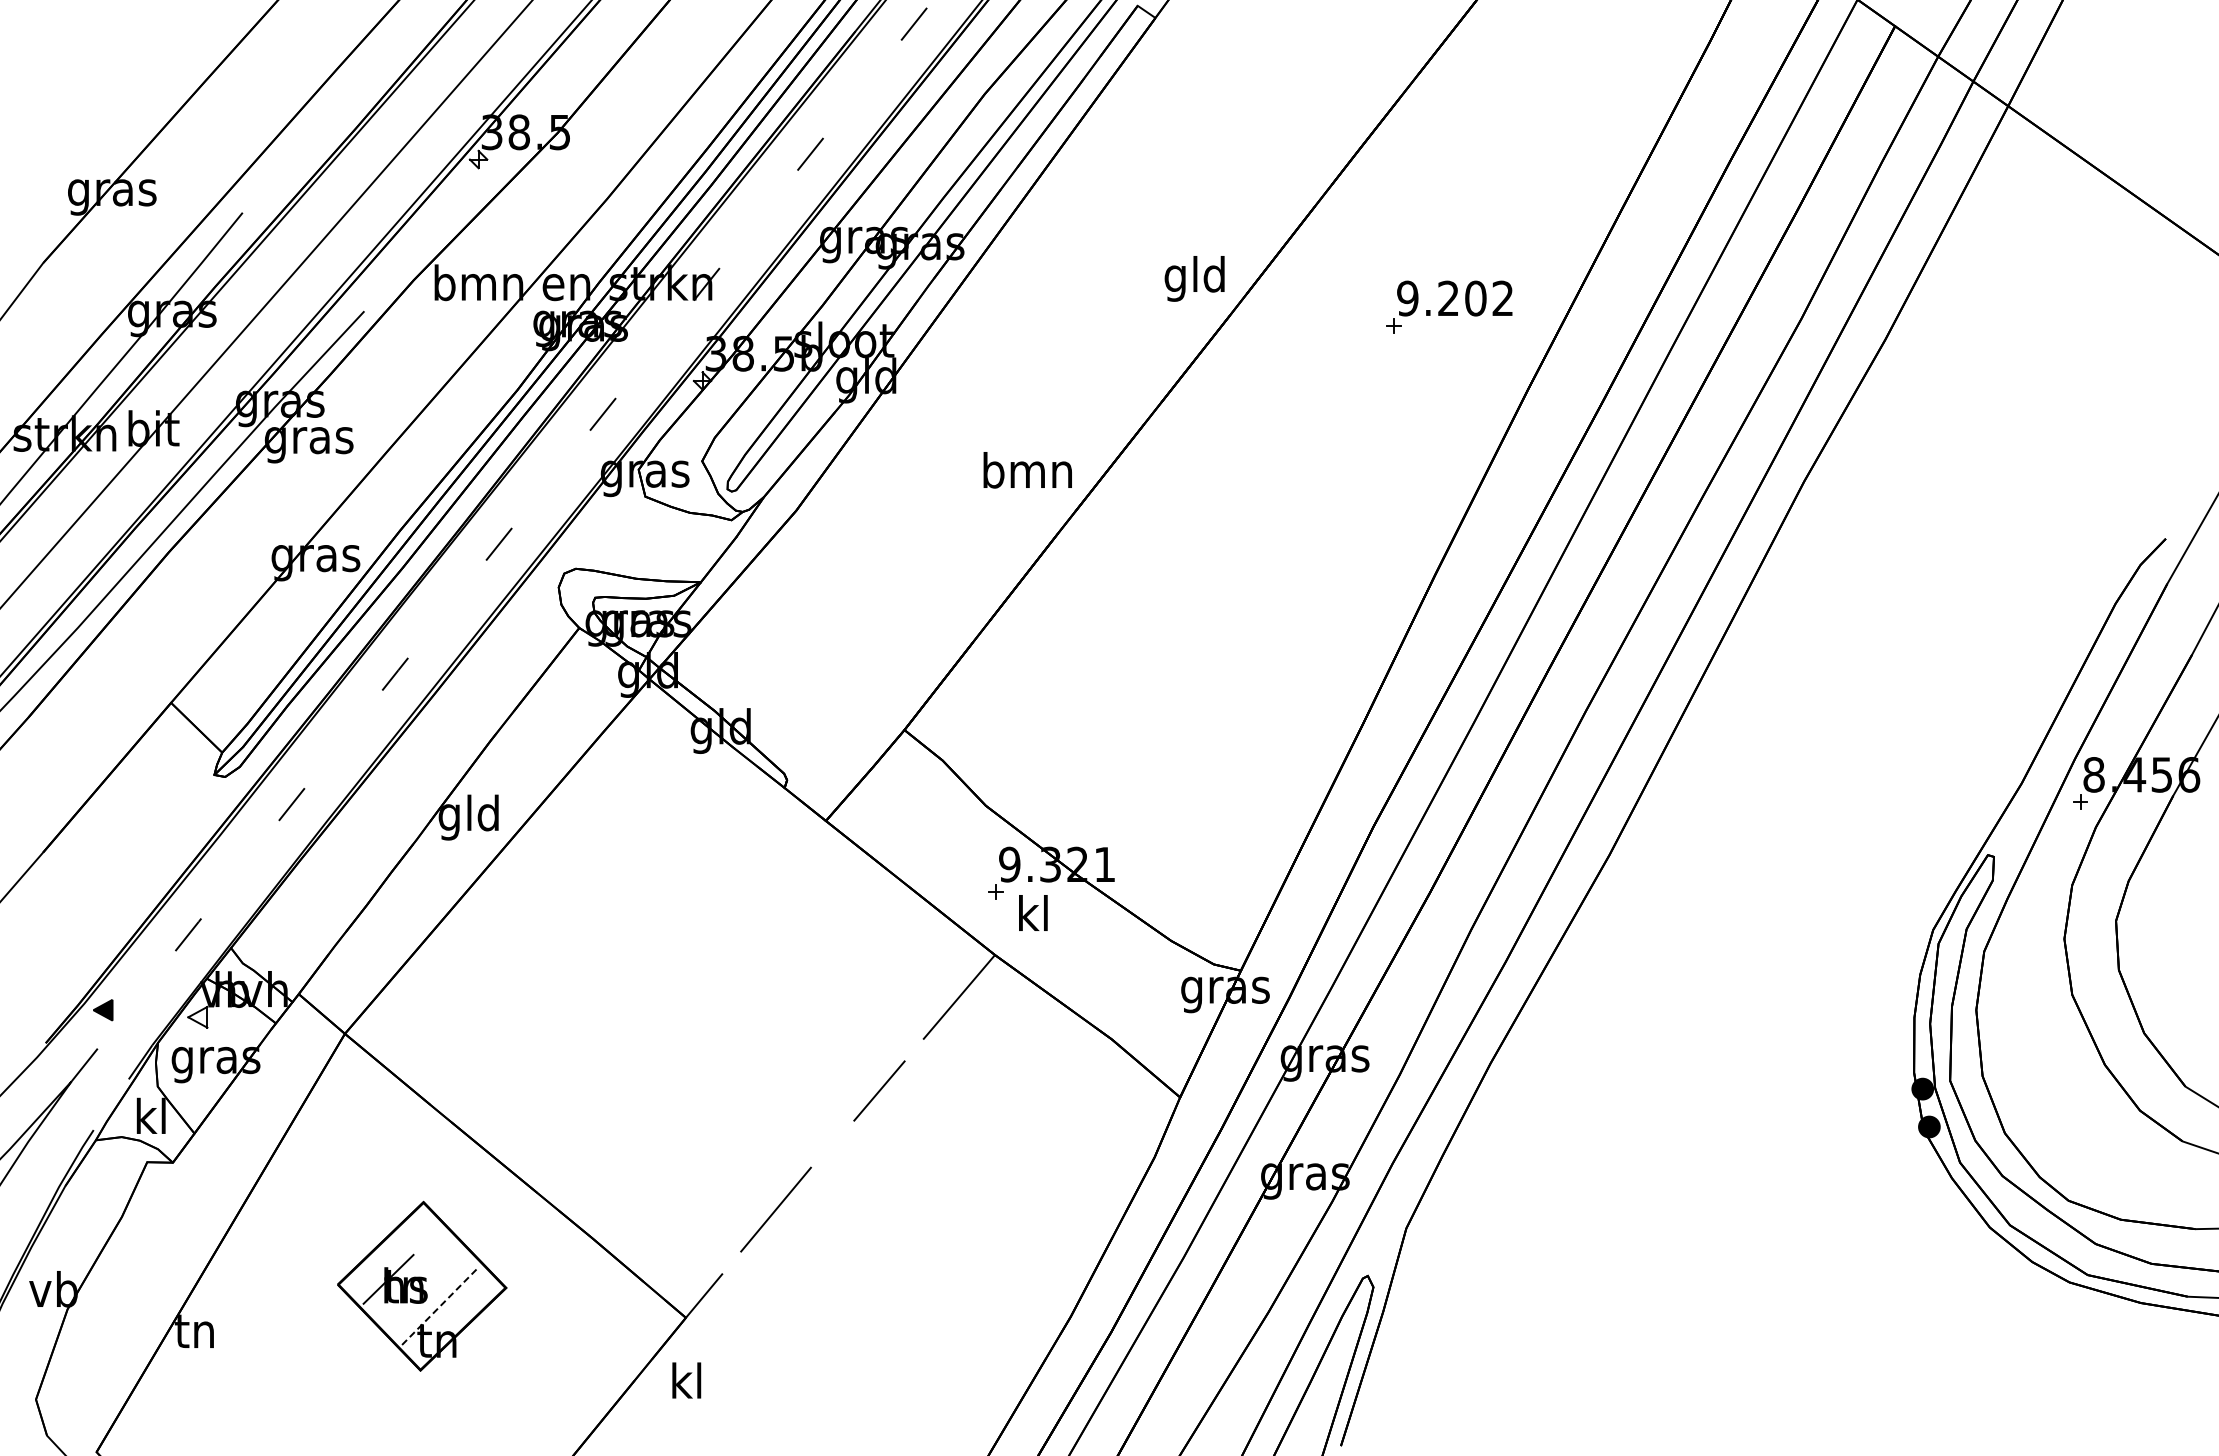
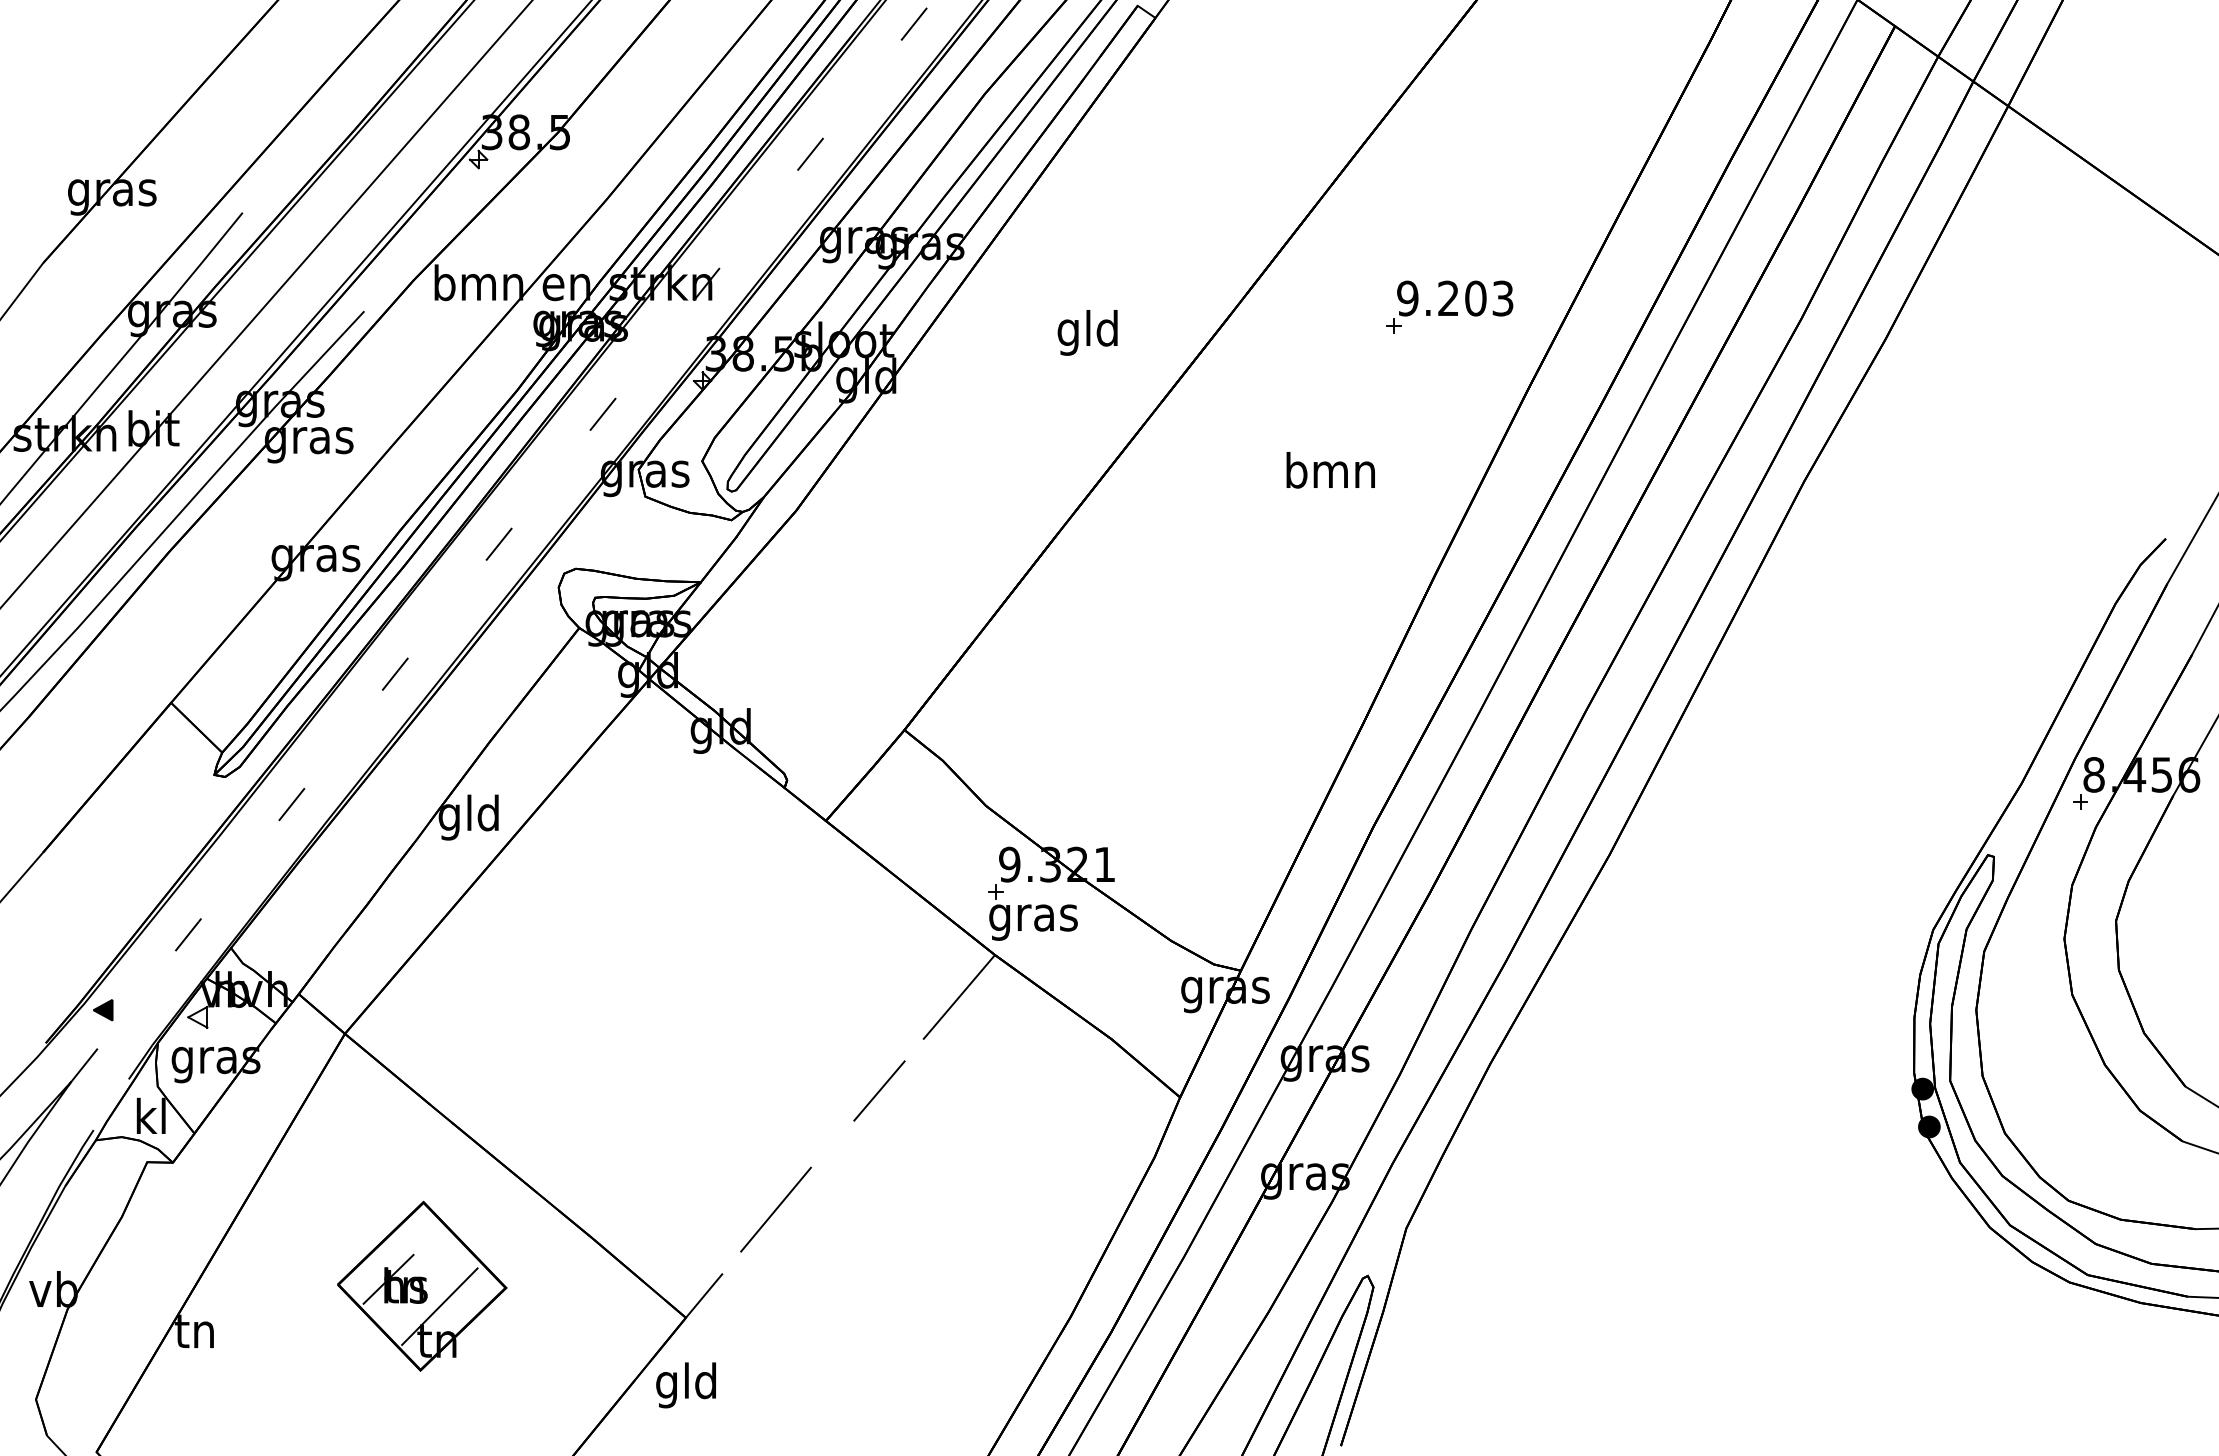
text position: (1194, 278) -> (1087, 332) (1087, 332)
text: 9.202 -> 9.203 (1502, 298)
text position: (1027, 470) -> (1330, 470) (1330, 470)
text: kl -> gras (1033, 917)
line: dashed -> solid (439, 1306)
text: kl -> gld (685, 1385)
